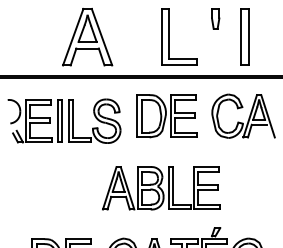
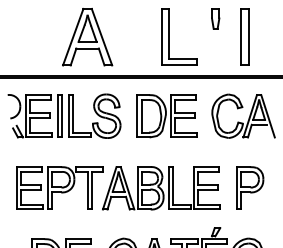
part position: (64, 120) -> (64, 115) (64, 115)
part: none -> present (59, 187)
part: none -> present (250, 187)
